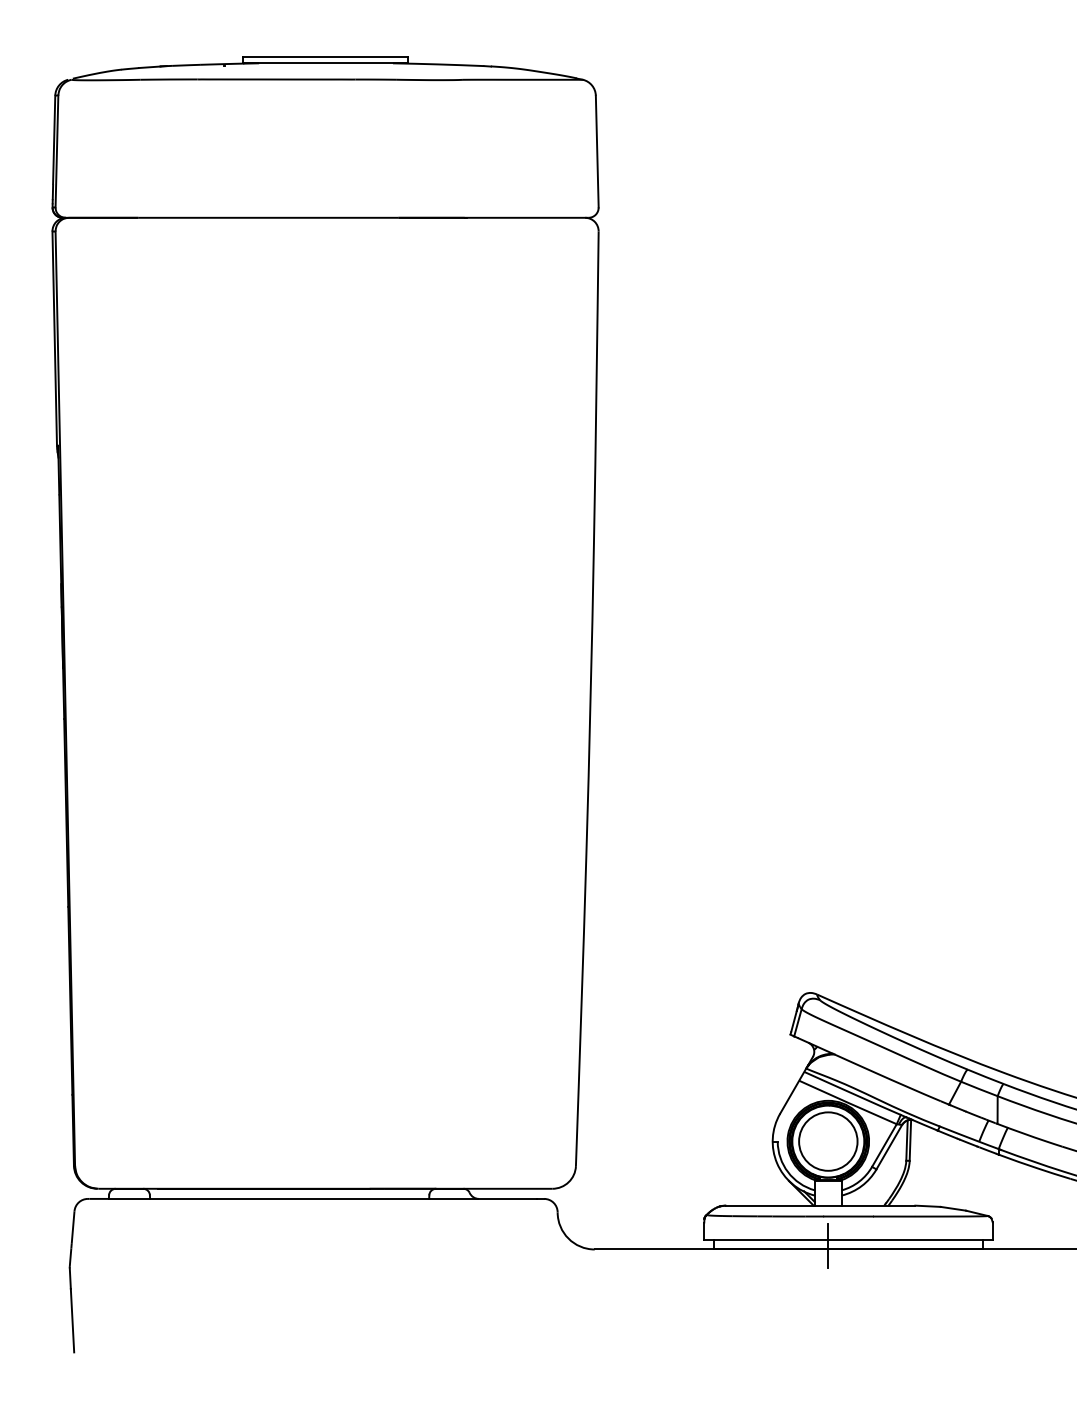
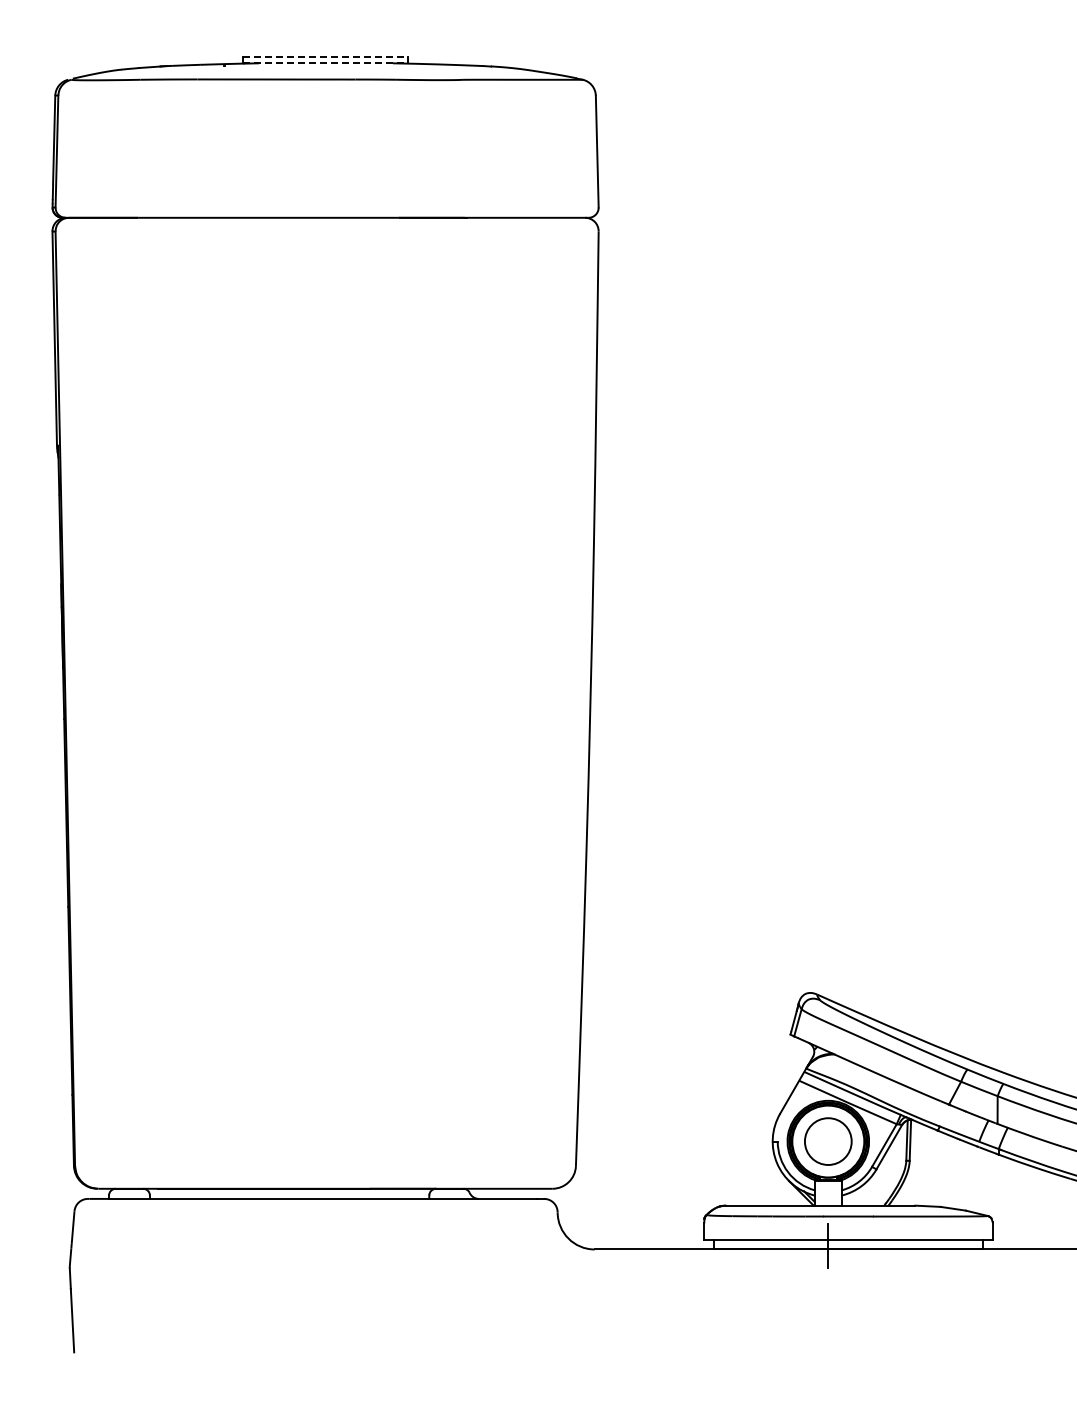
line: solid -> dashed (325, 56)
line: solid -> dashed (325, 63)
circle diameter: 58 px -> 47 px (827, 1141)
